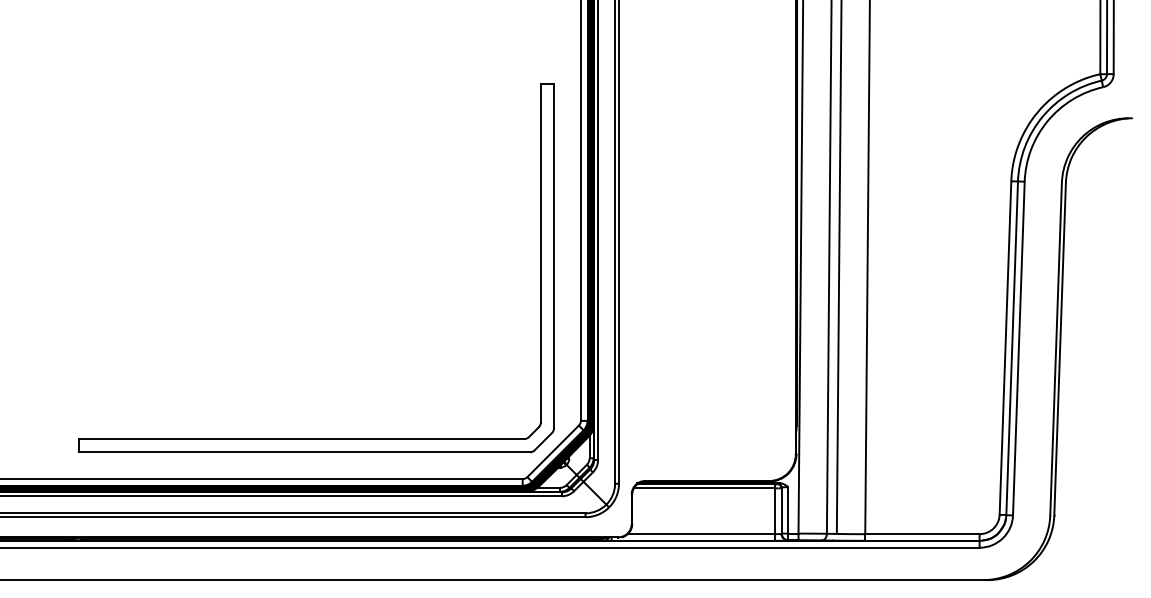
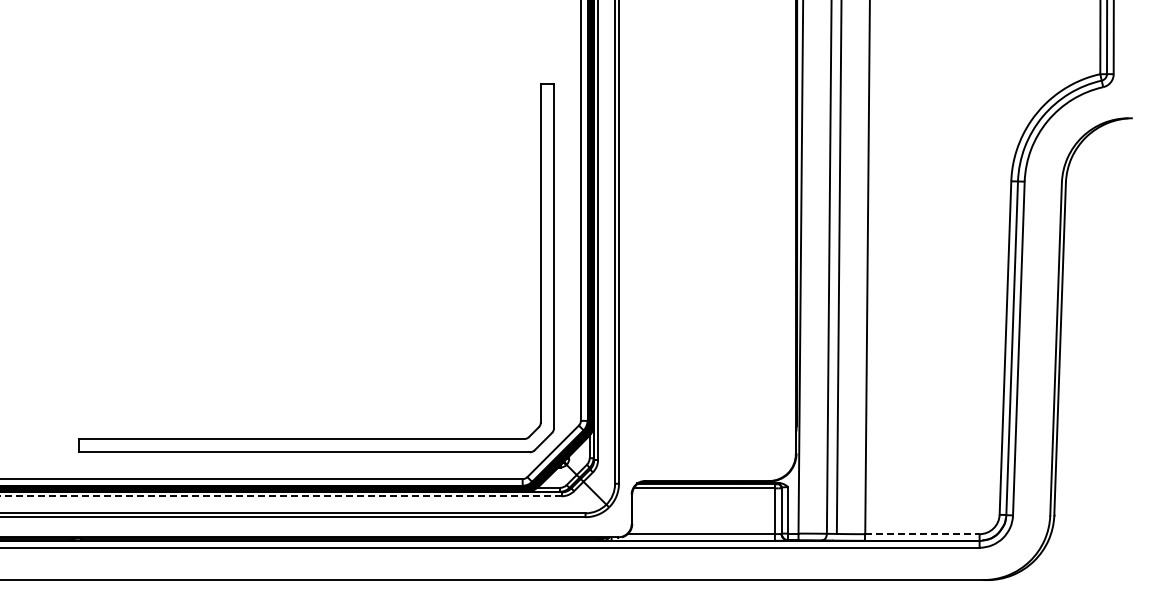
line: solid -> dashed (280, 496)
line: solid -> dashed (922, 534)
